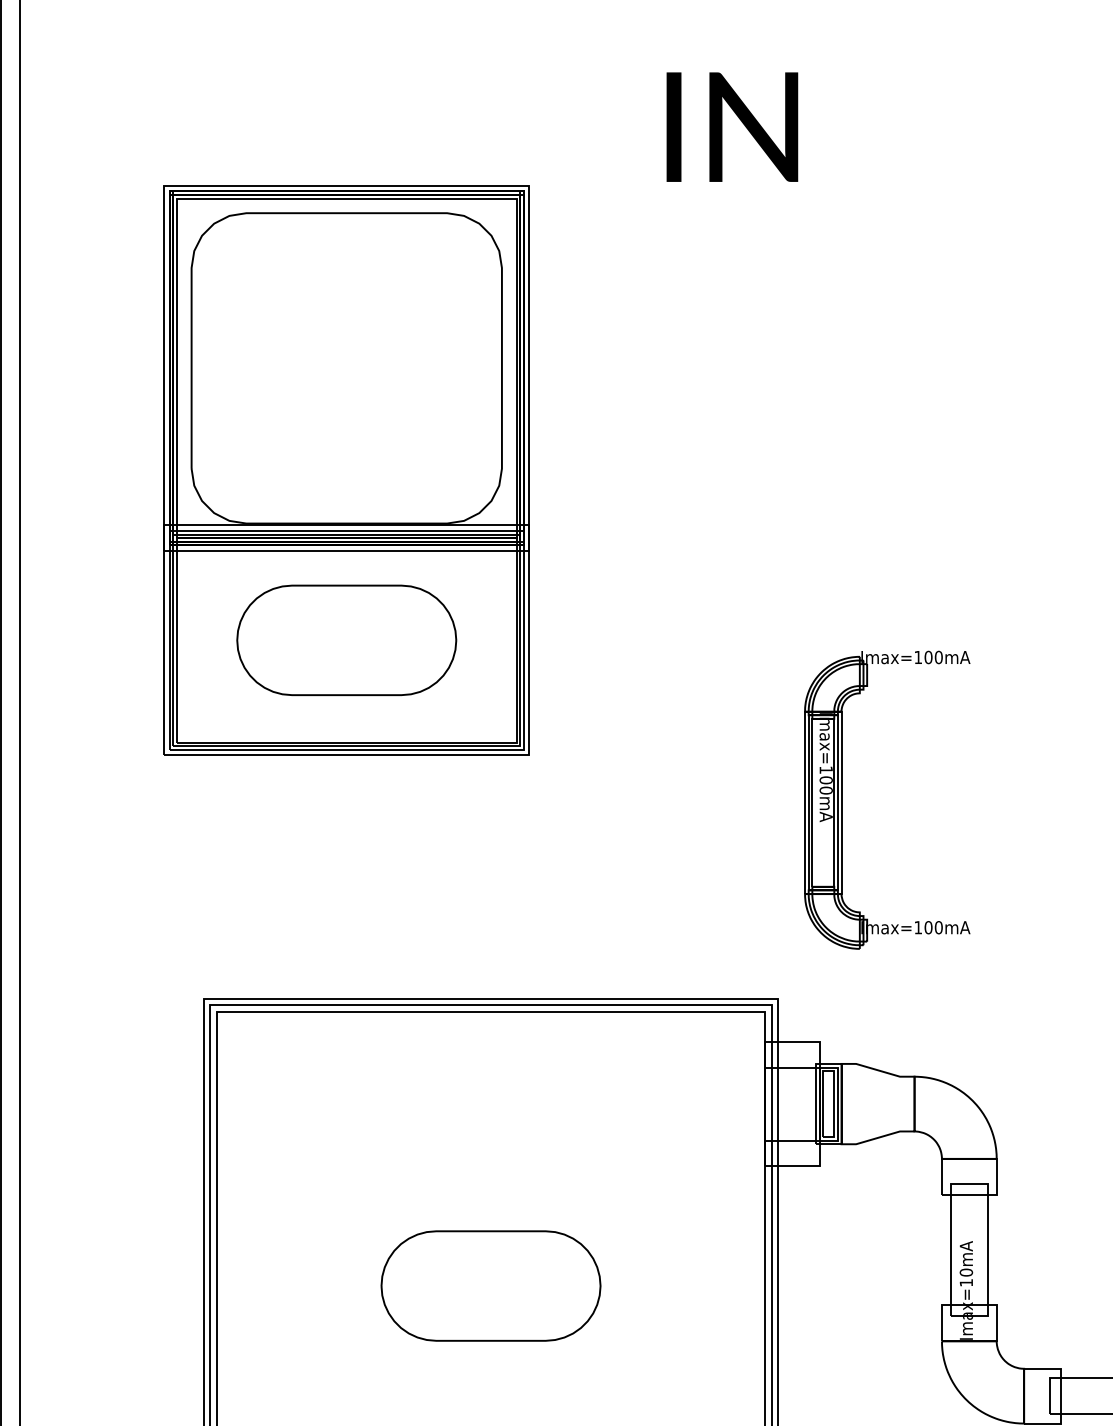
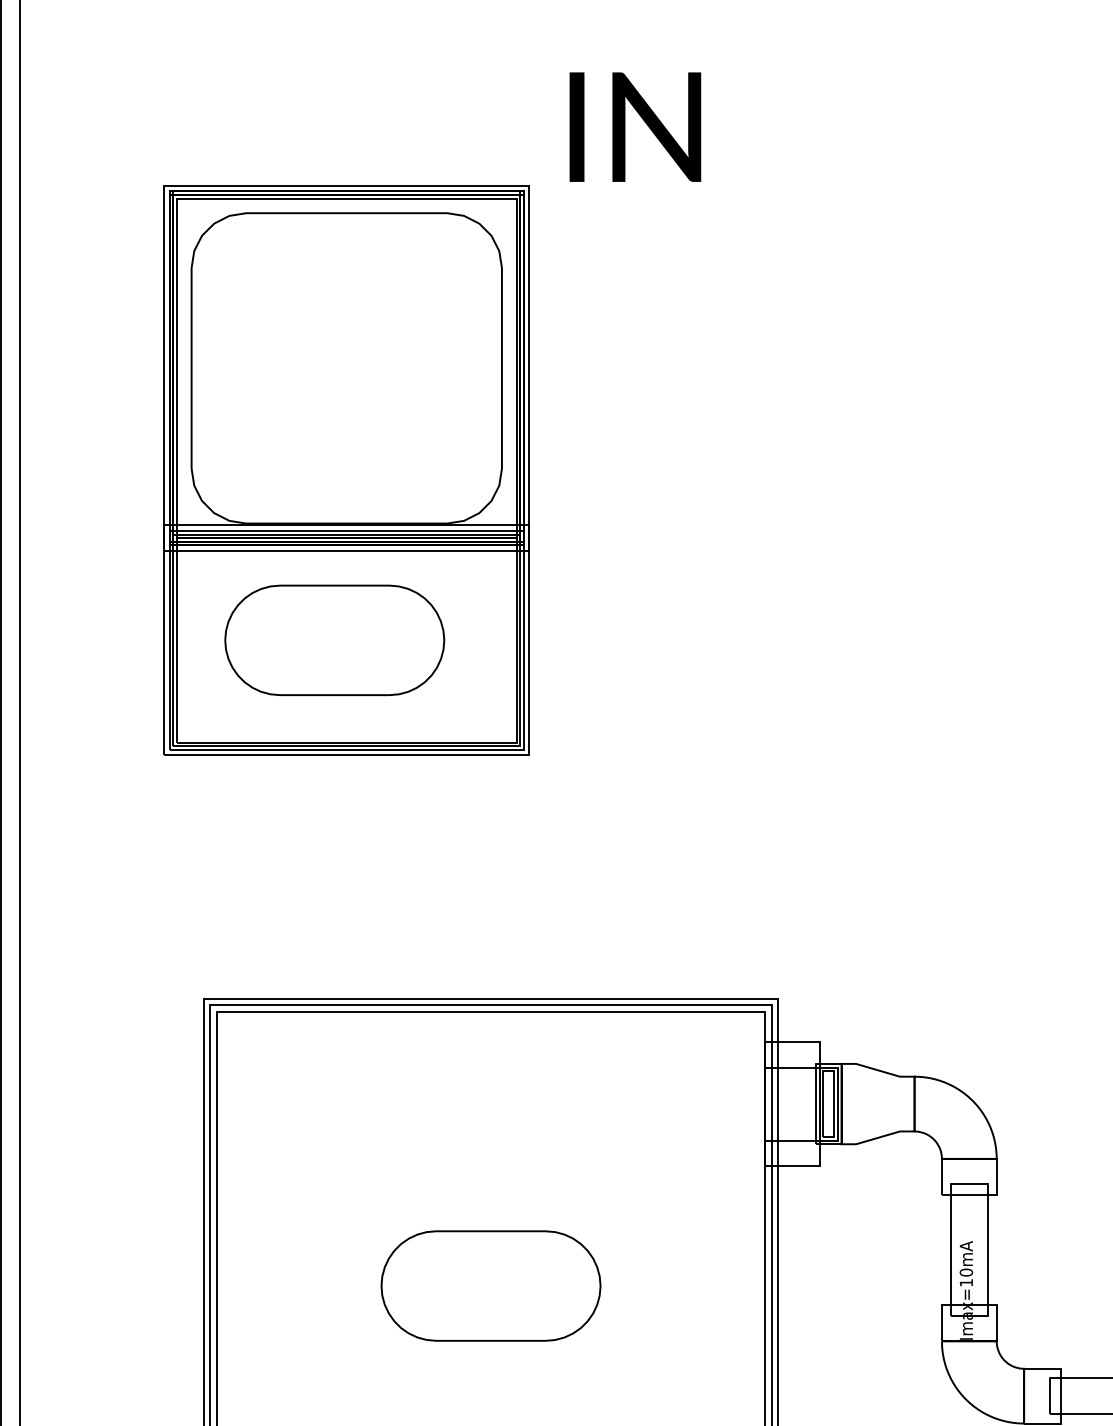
text position: (732, 126) -> (635, 126) (635, 126)
part position: (346, 639) -> (334, 639) (334, 639)
part: present -> none (842, 799)
